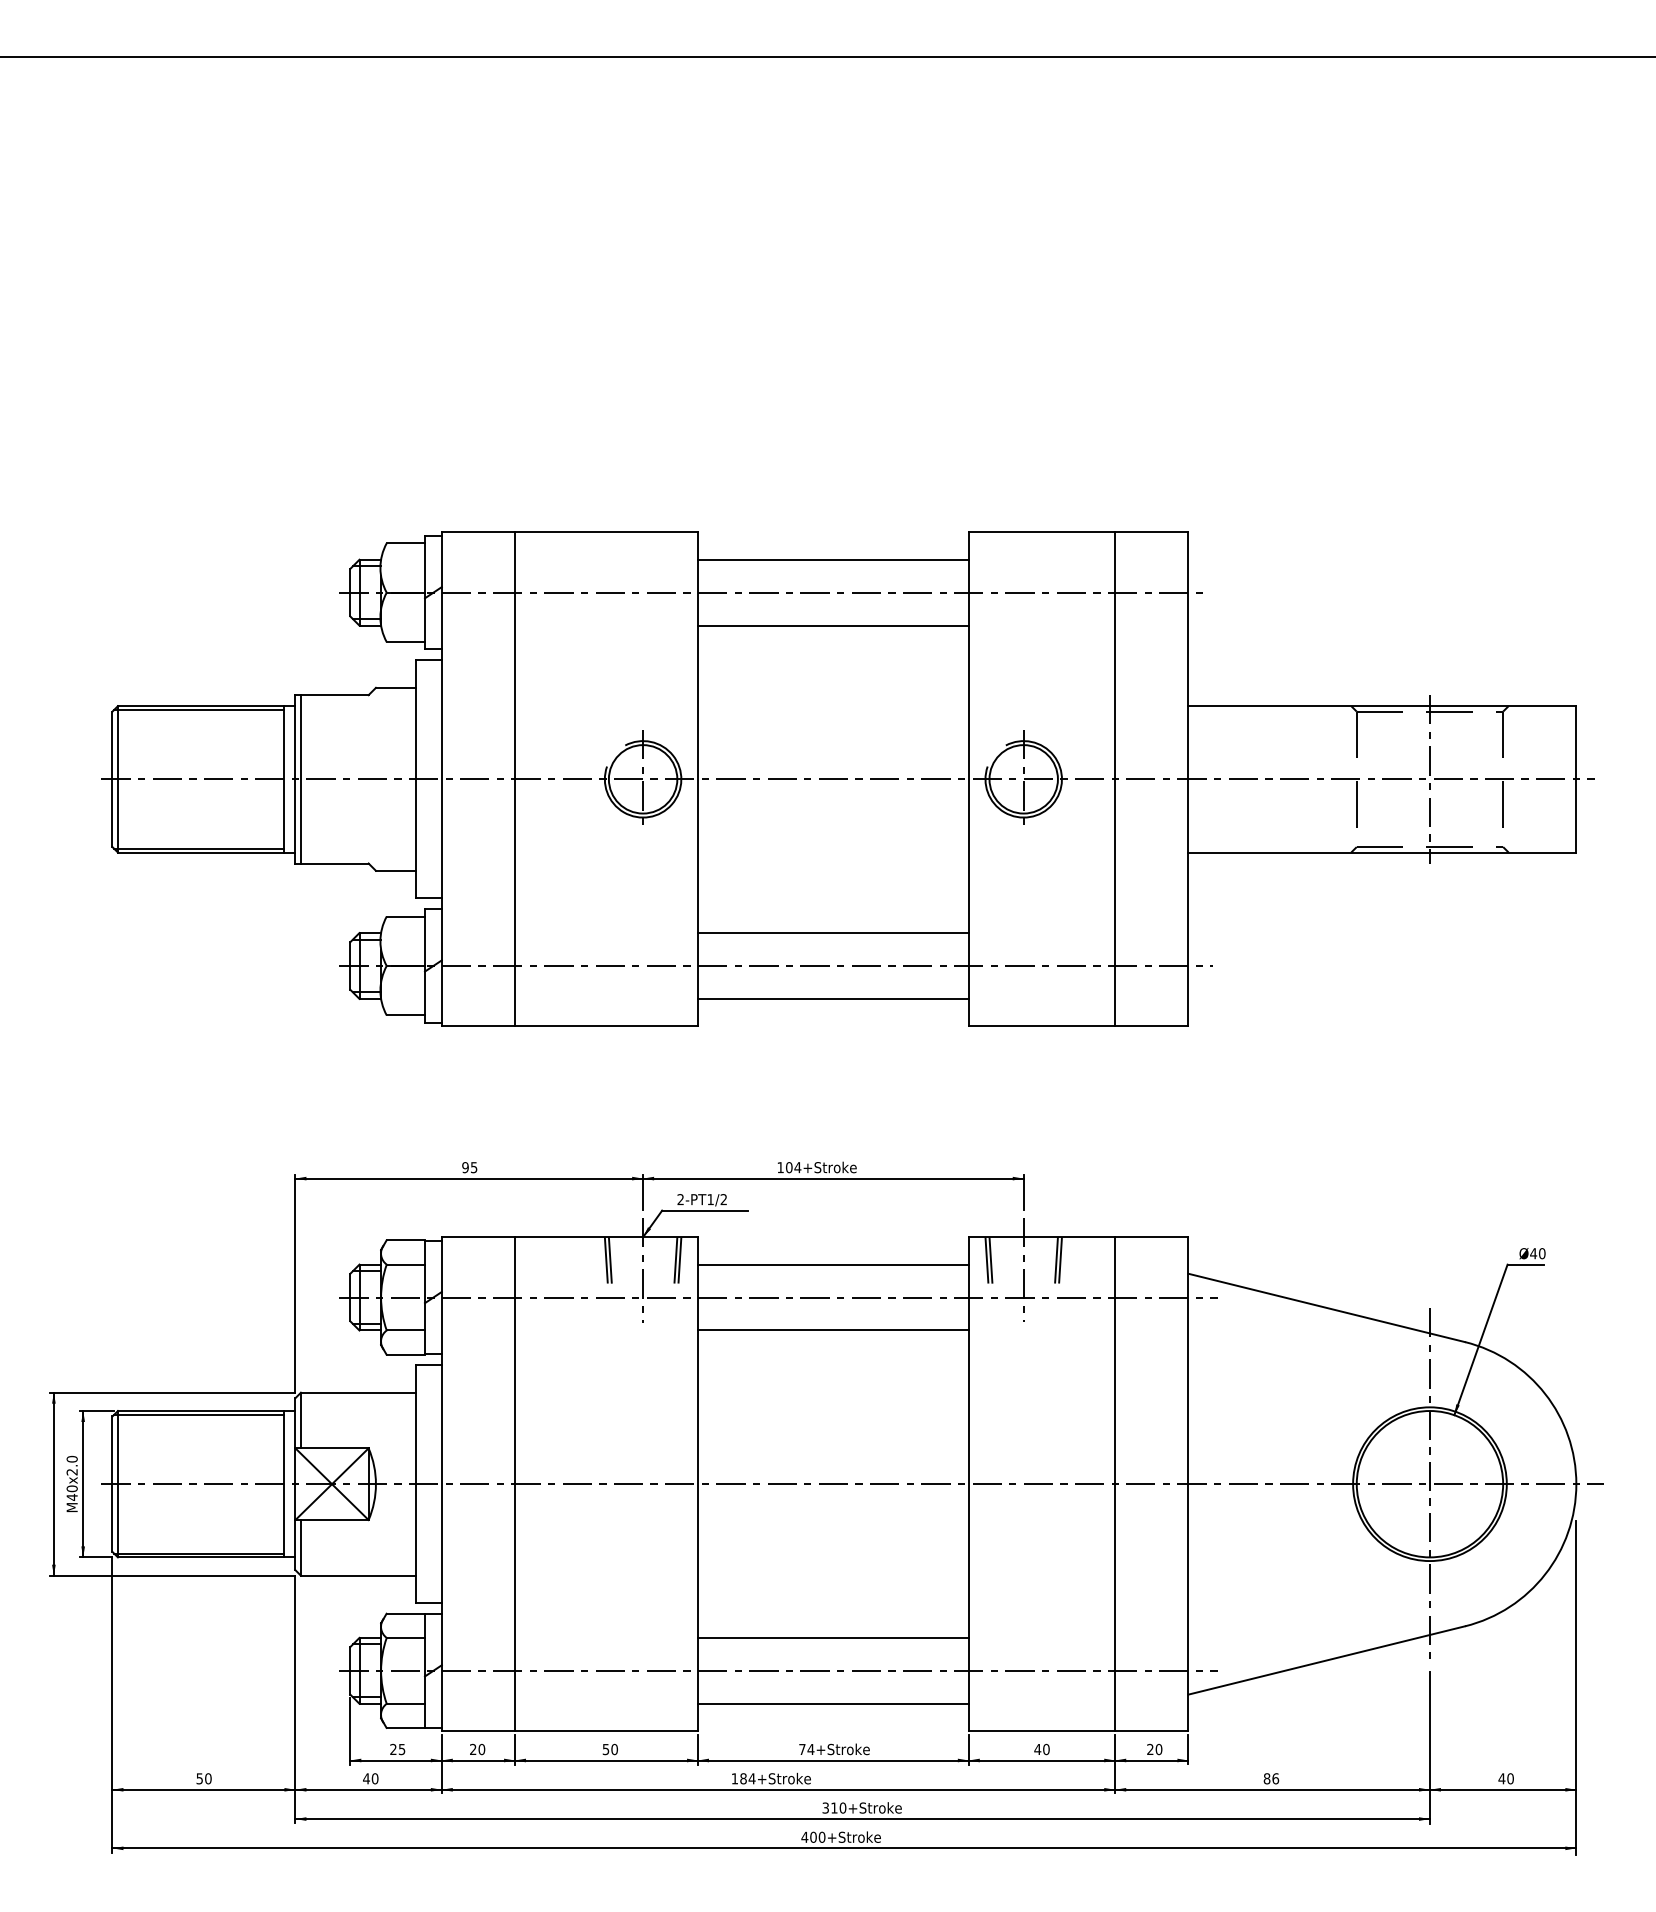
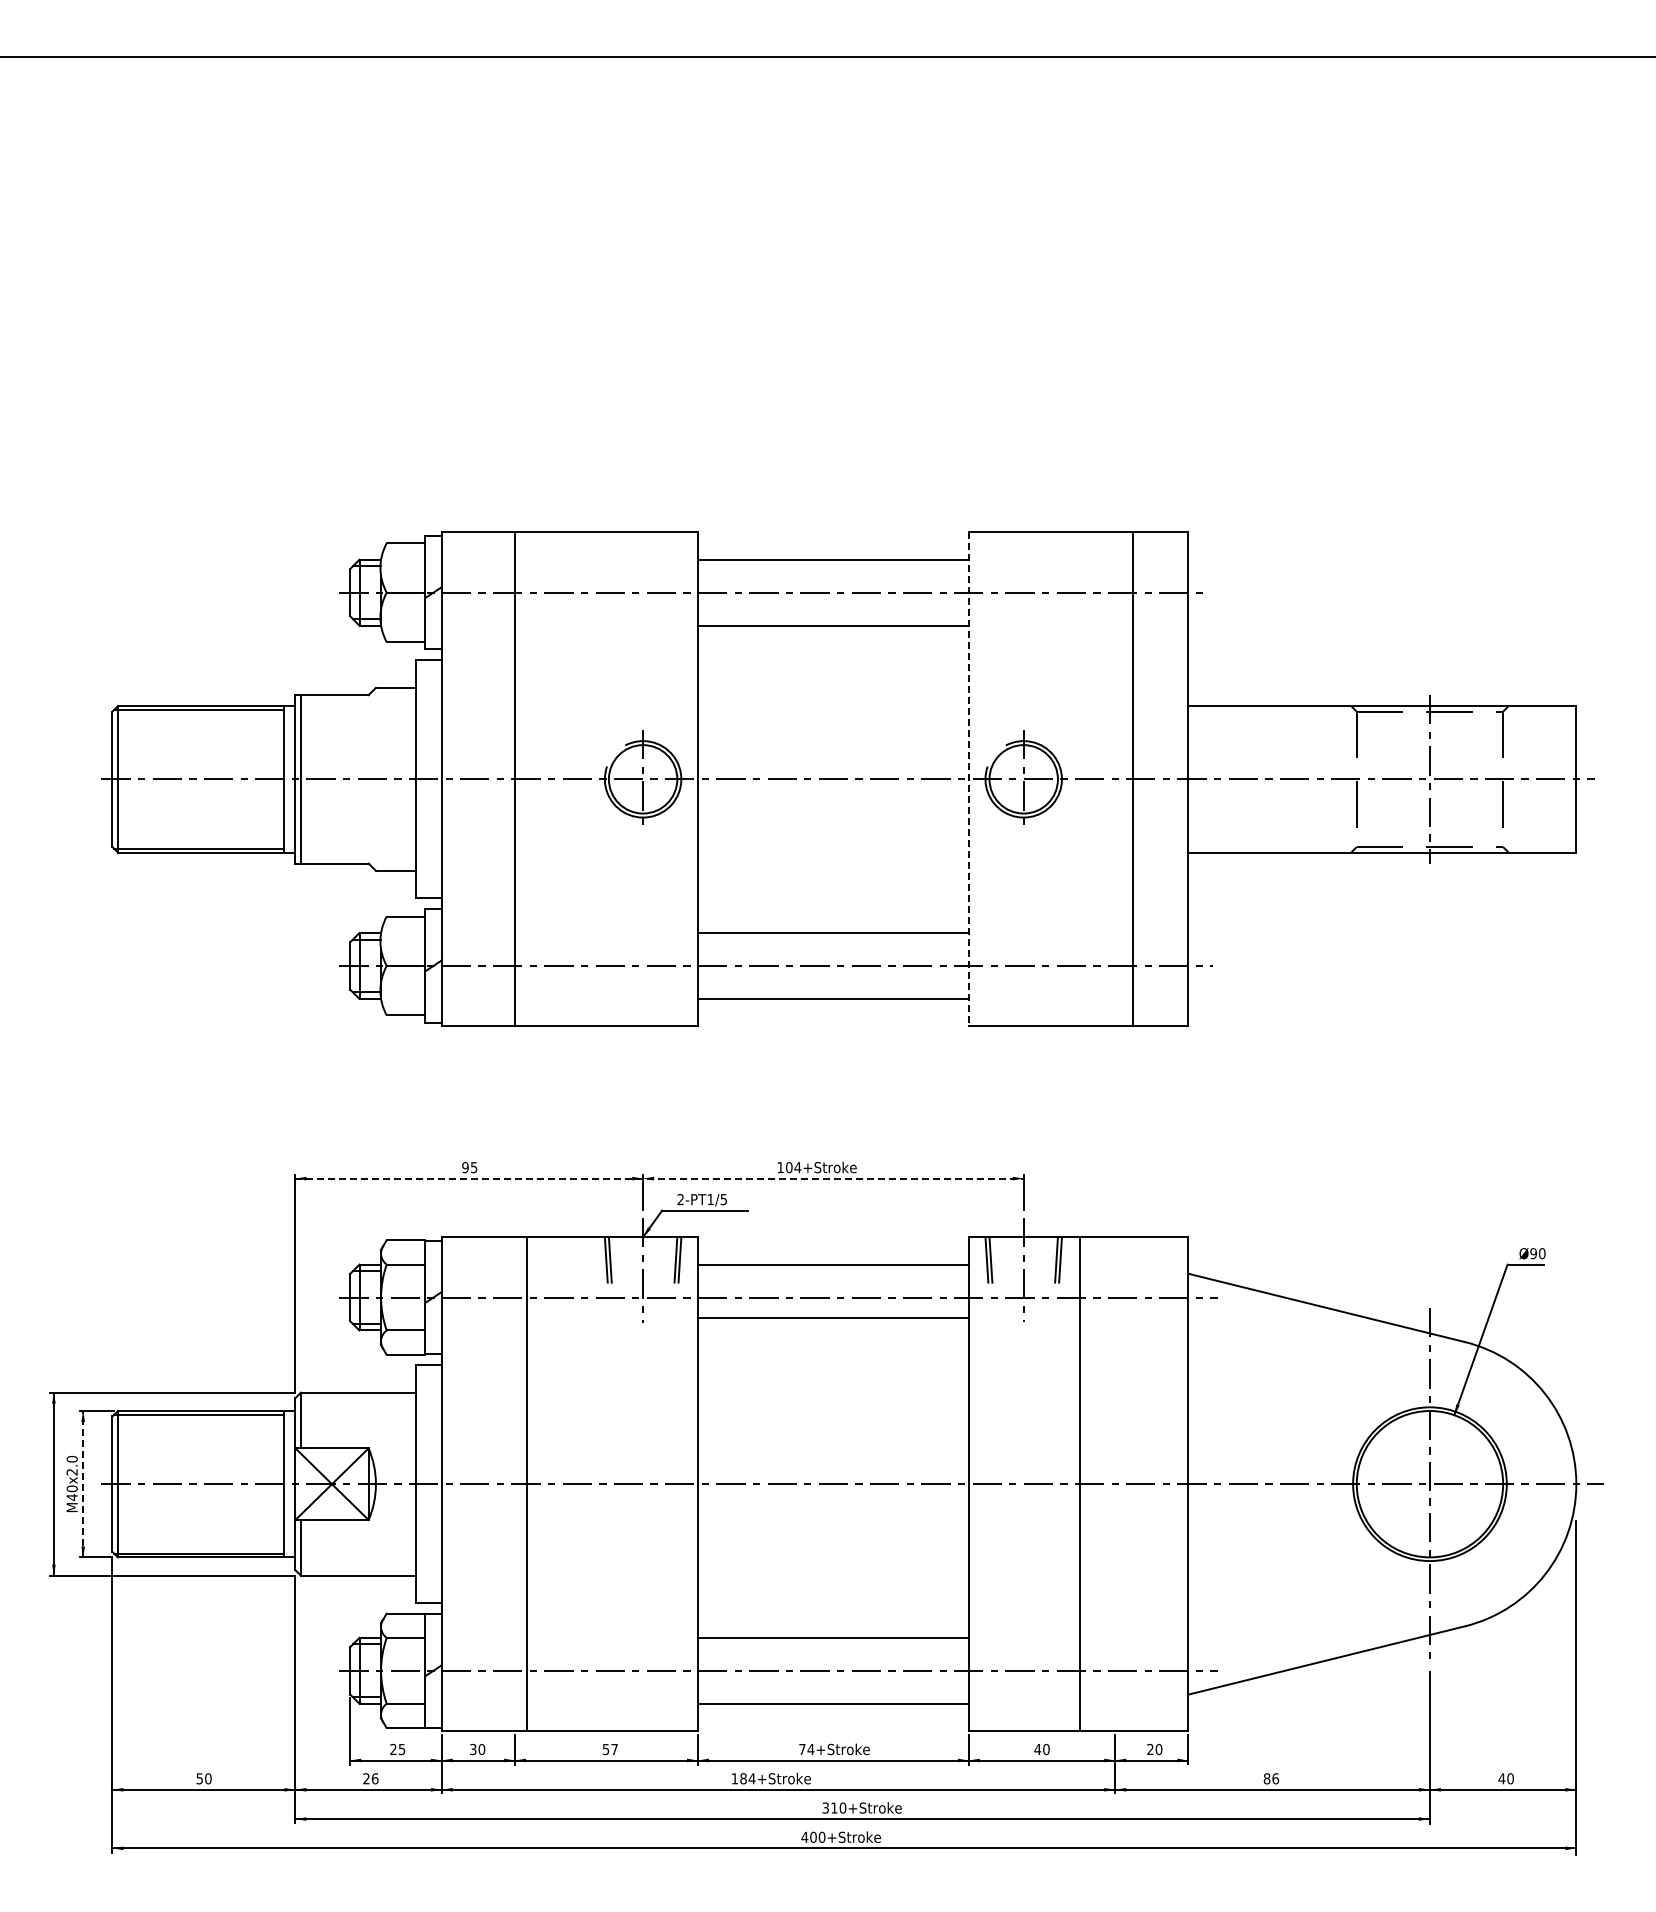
line: solid -> dashed (968, 779)
line position: (1115, 779) -> (1133, 779) (1133, 779)
line: solid -> dashed (660, 1178)
text: 2-PT1/2 -> 2-PT1/5 (723, 1199)
text: Ø40 -> Ø90 (1533, 1253)
line position: (833, 1330) -> (833, 1318) (833, 1318)
line: solid -> dashed (83, 1483)
line position: (515, 1484) -> (527, 1484) (527, 1484)
line position: (1115, 1484) -> (1080, 1484) (1080, 1484)
text: 20 -> 30 (473, 1749)
text: 50 -> 57 (614, 1749)
text: 40 -> 26 (370, 1778)
